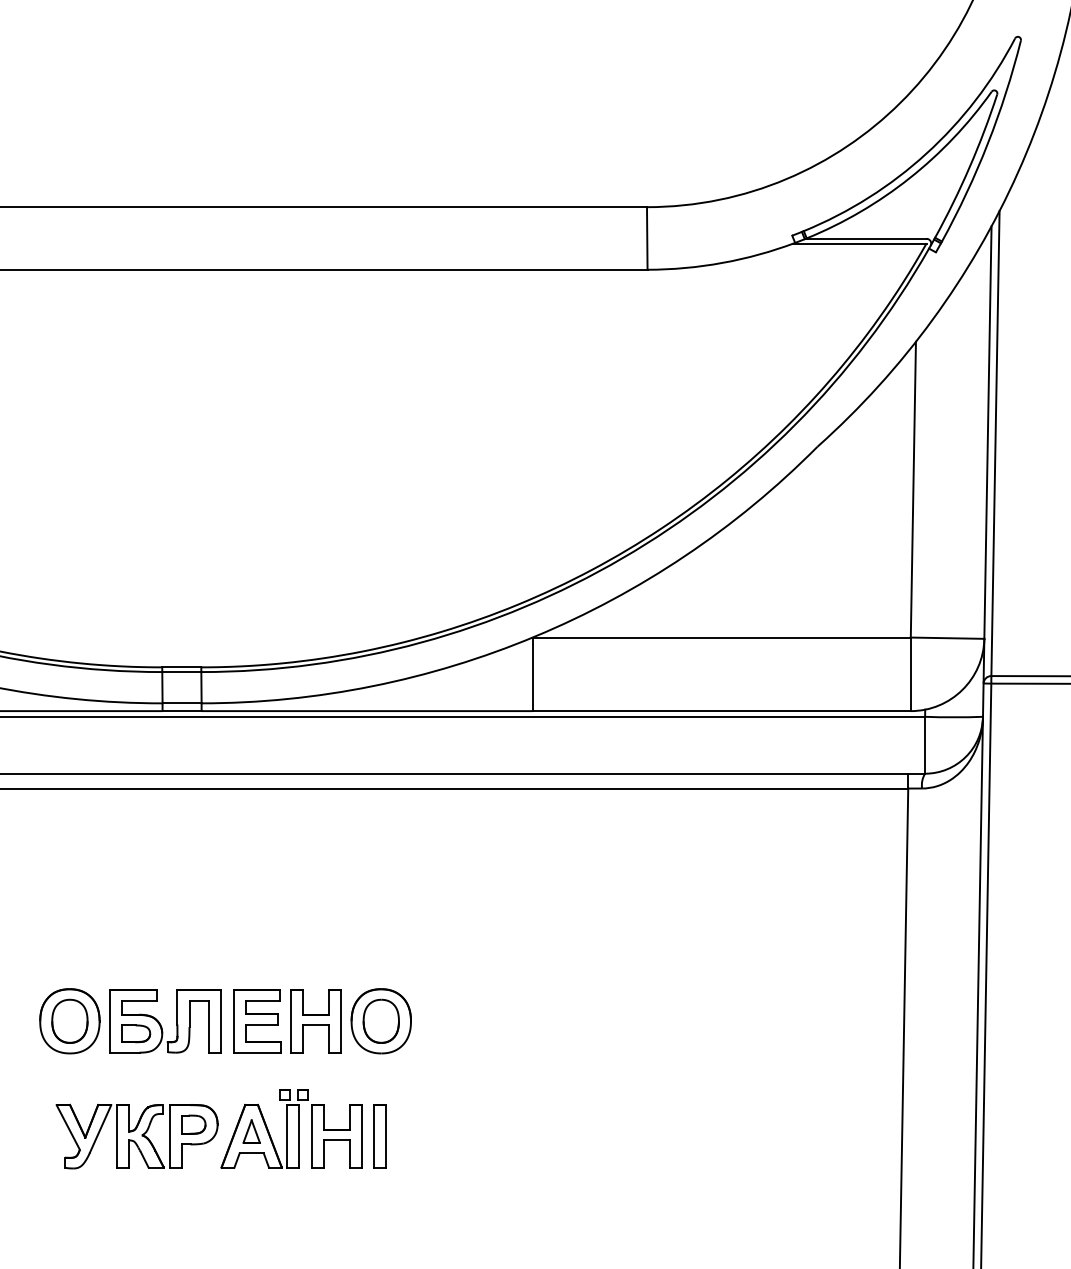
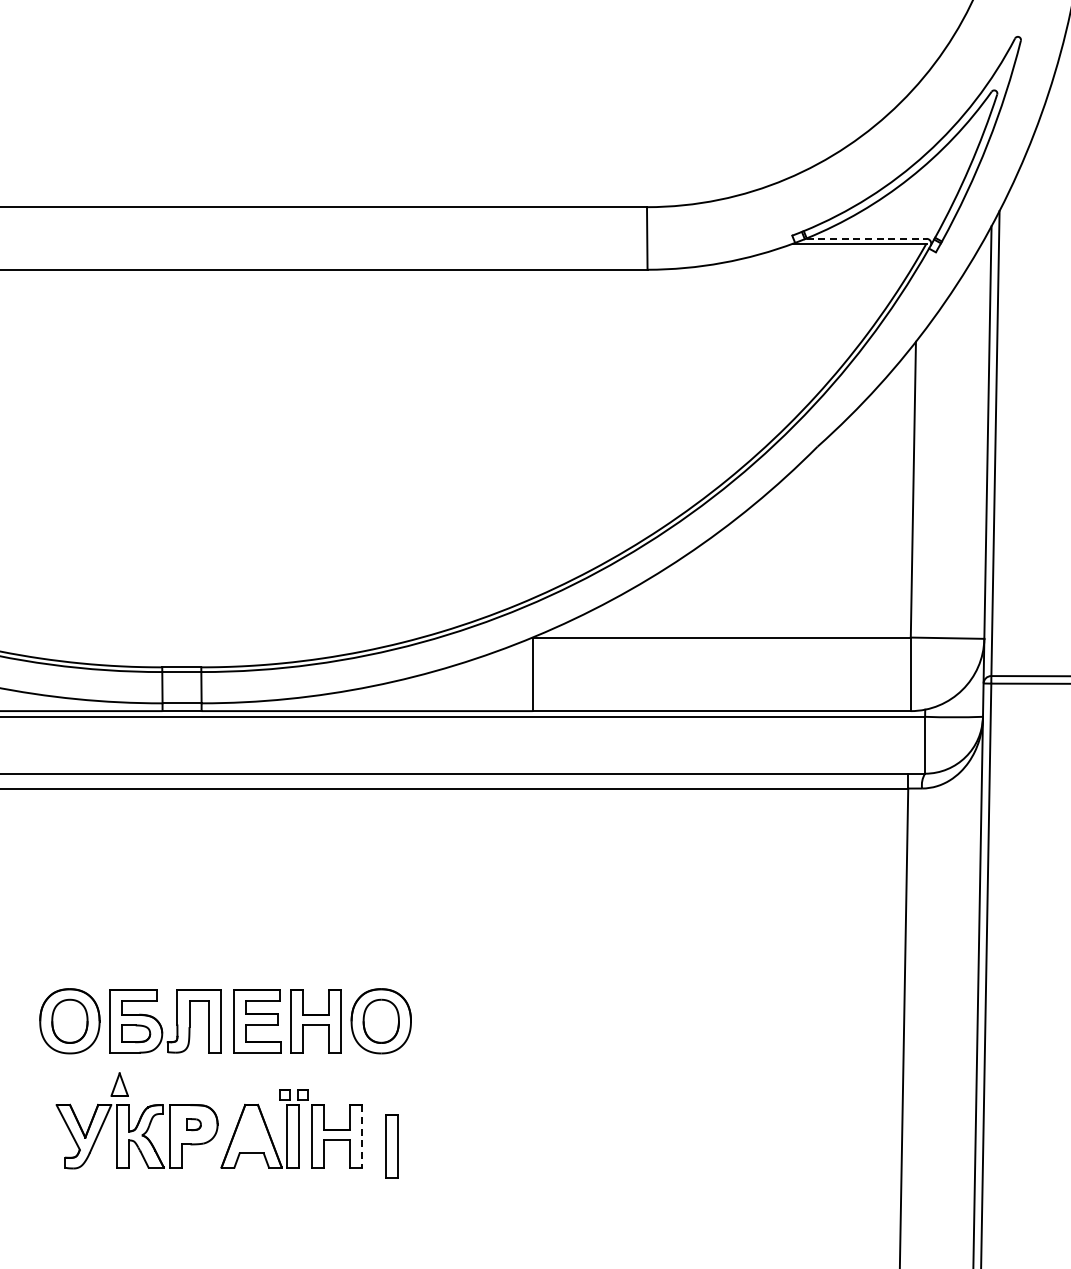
line: solid -> dashed (867, 238)
part size: 26x21 px -> 16x14 px (193, 1124)
part position: (251, 1131) -> (119, 1084) (119, 1084)
line: solid -> dashed (362, 1136)
part position: (379, 1136) -> (391, 1146) (391, 1146)
